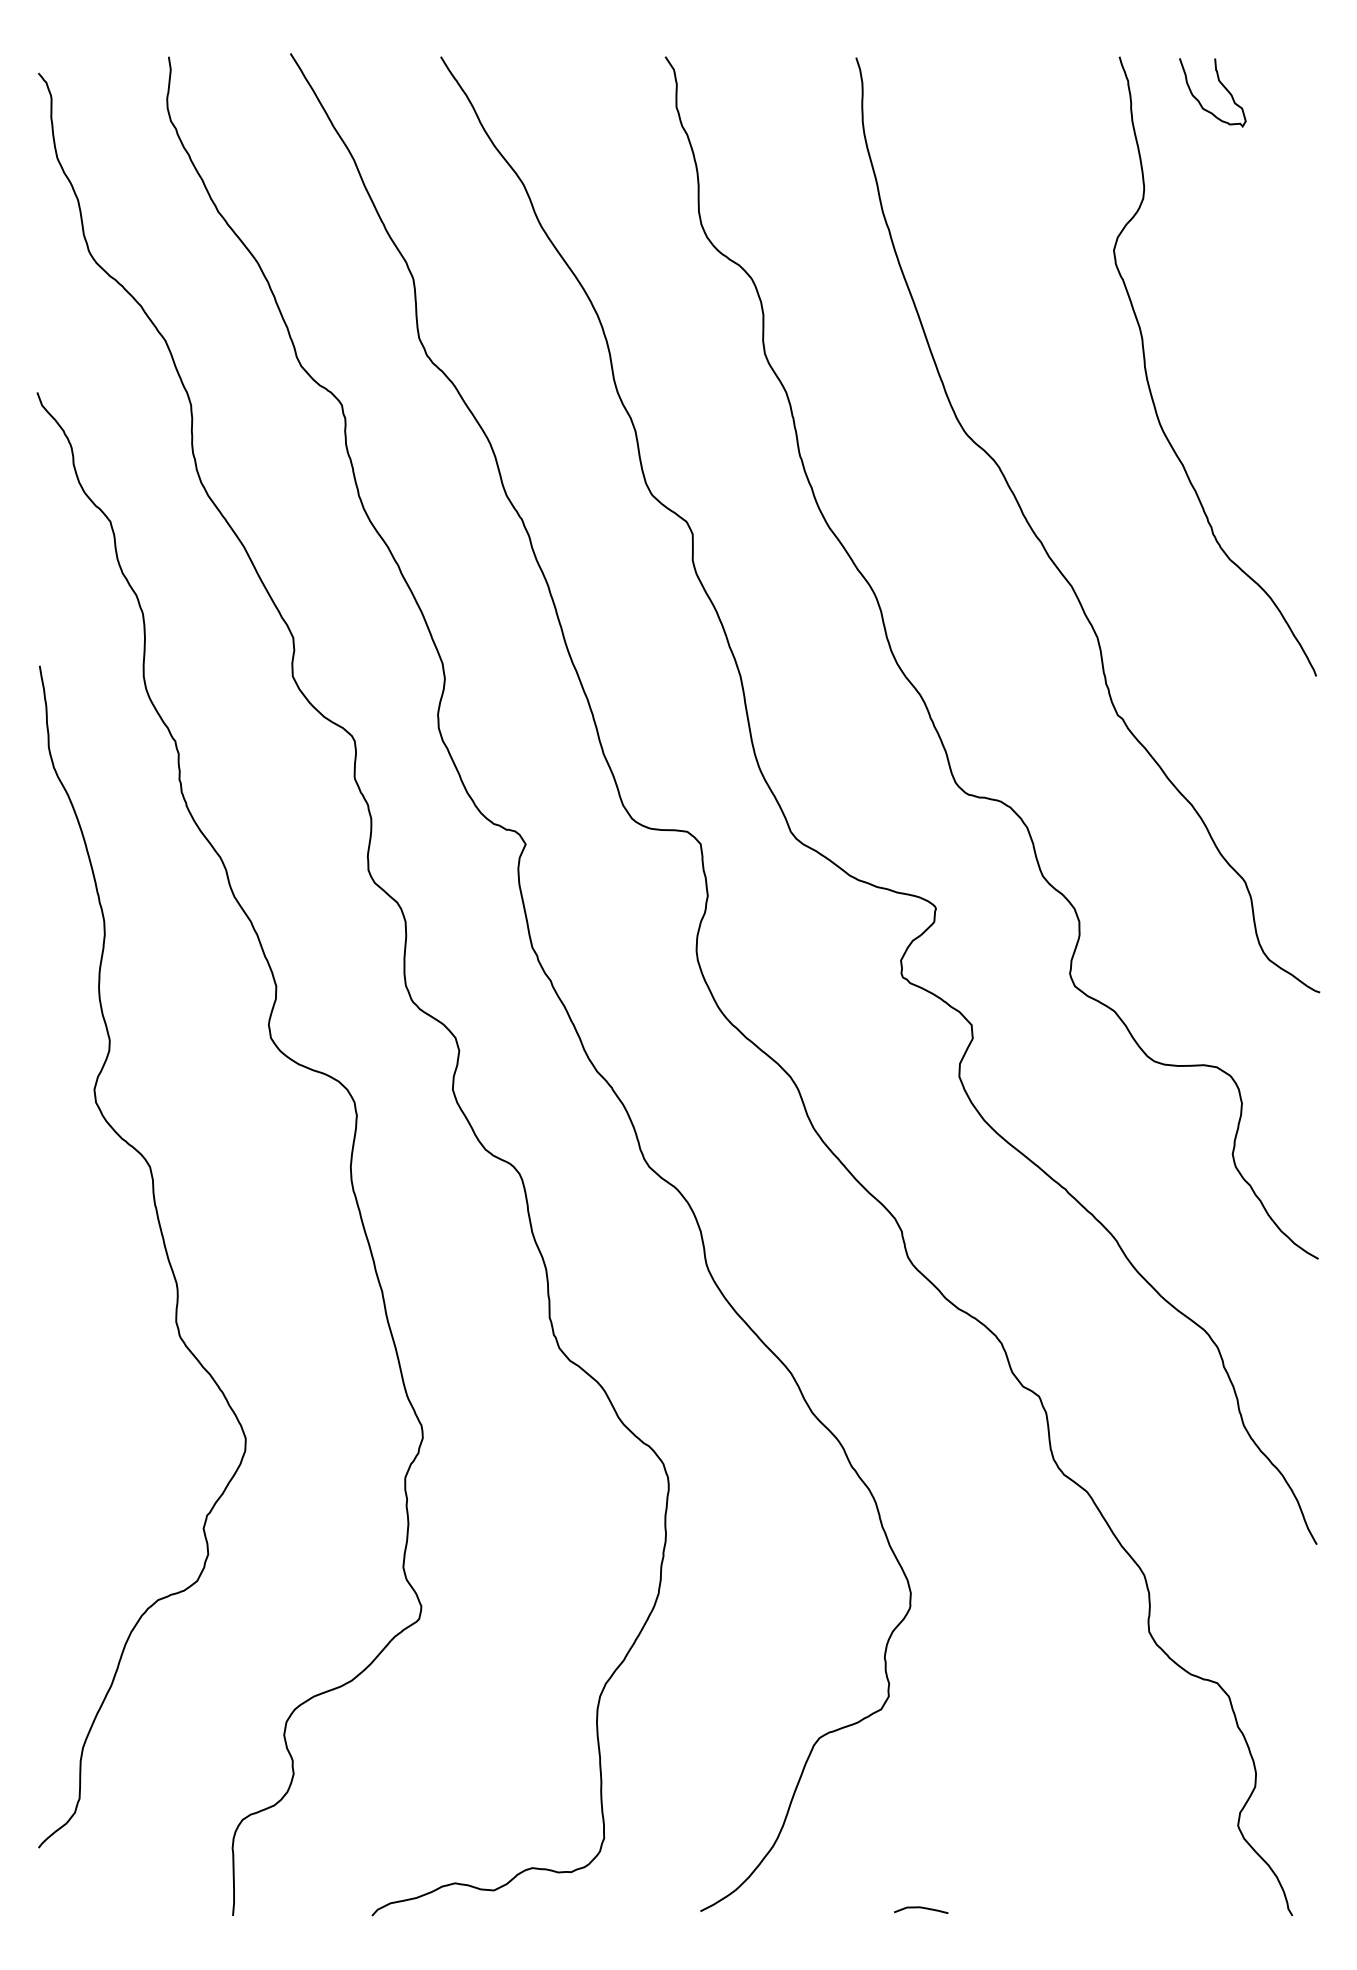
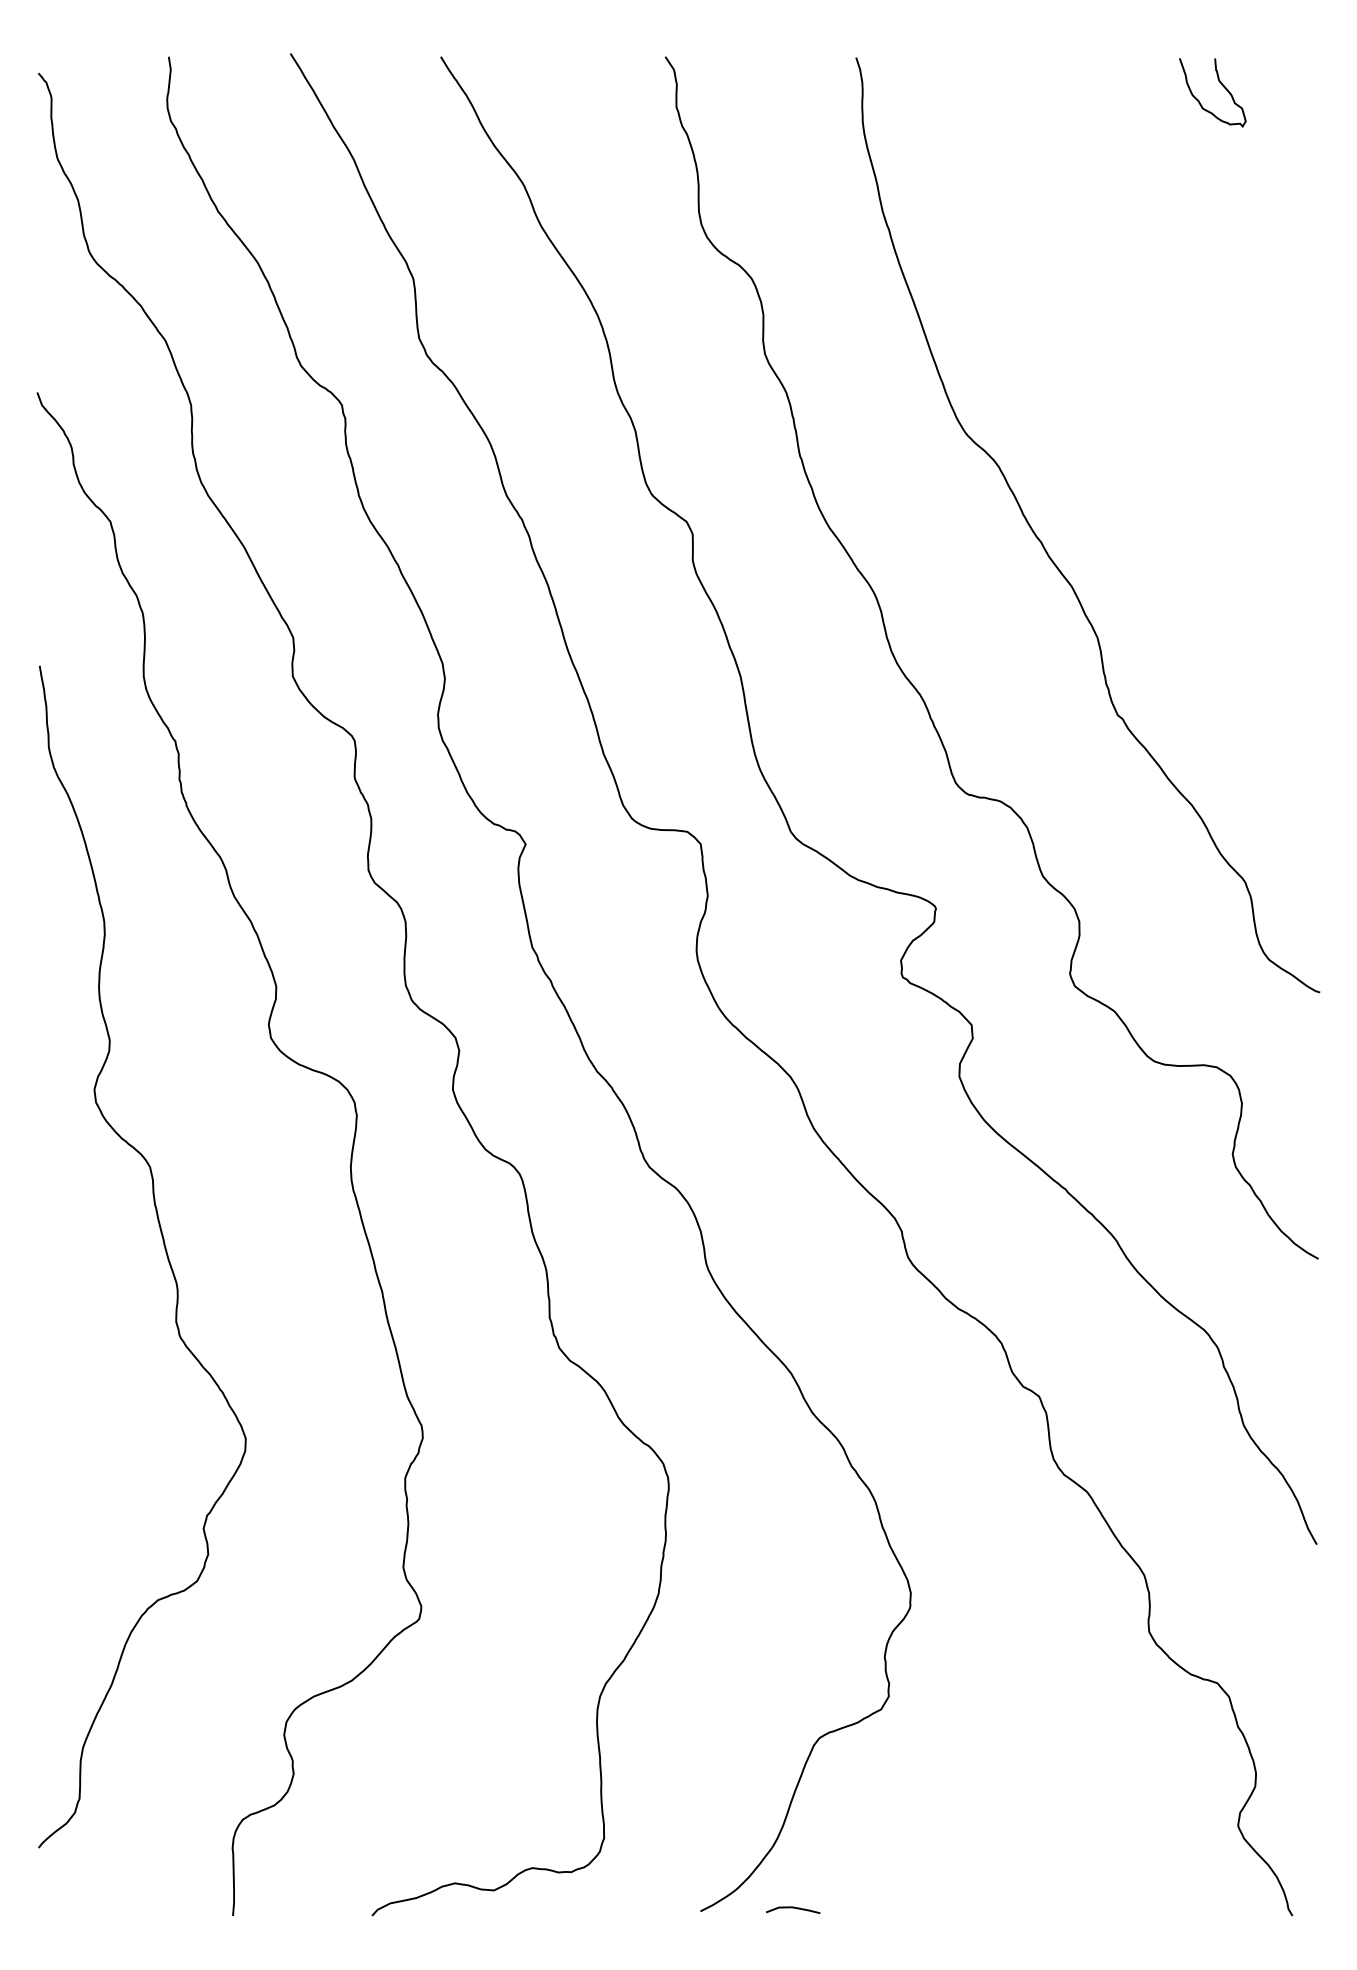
curve: present -> none (1149, 383)
curve position: (921, 1908) -> (793, 1908) (793, 1908)
